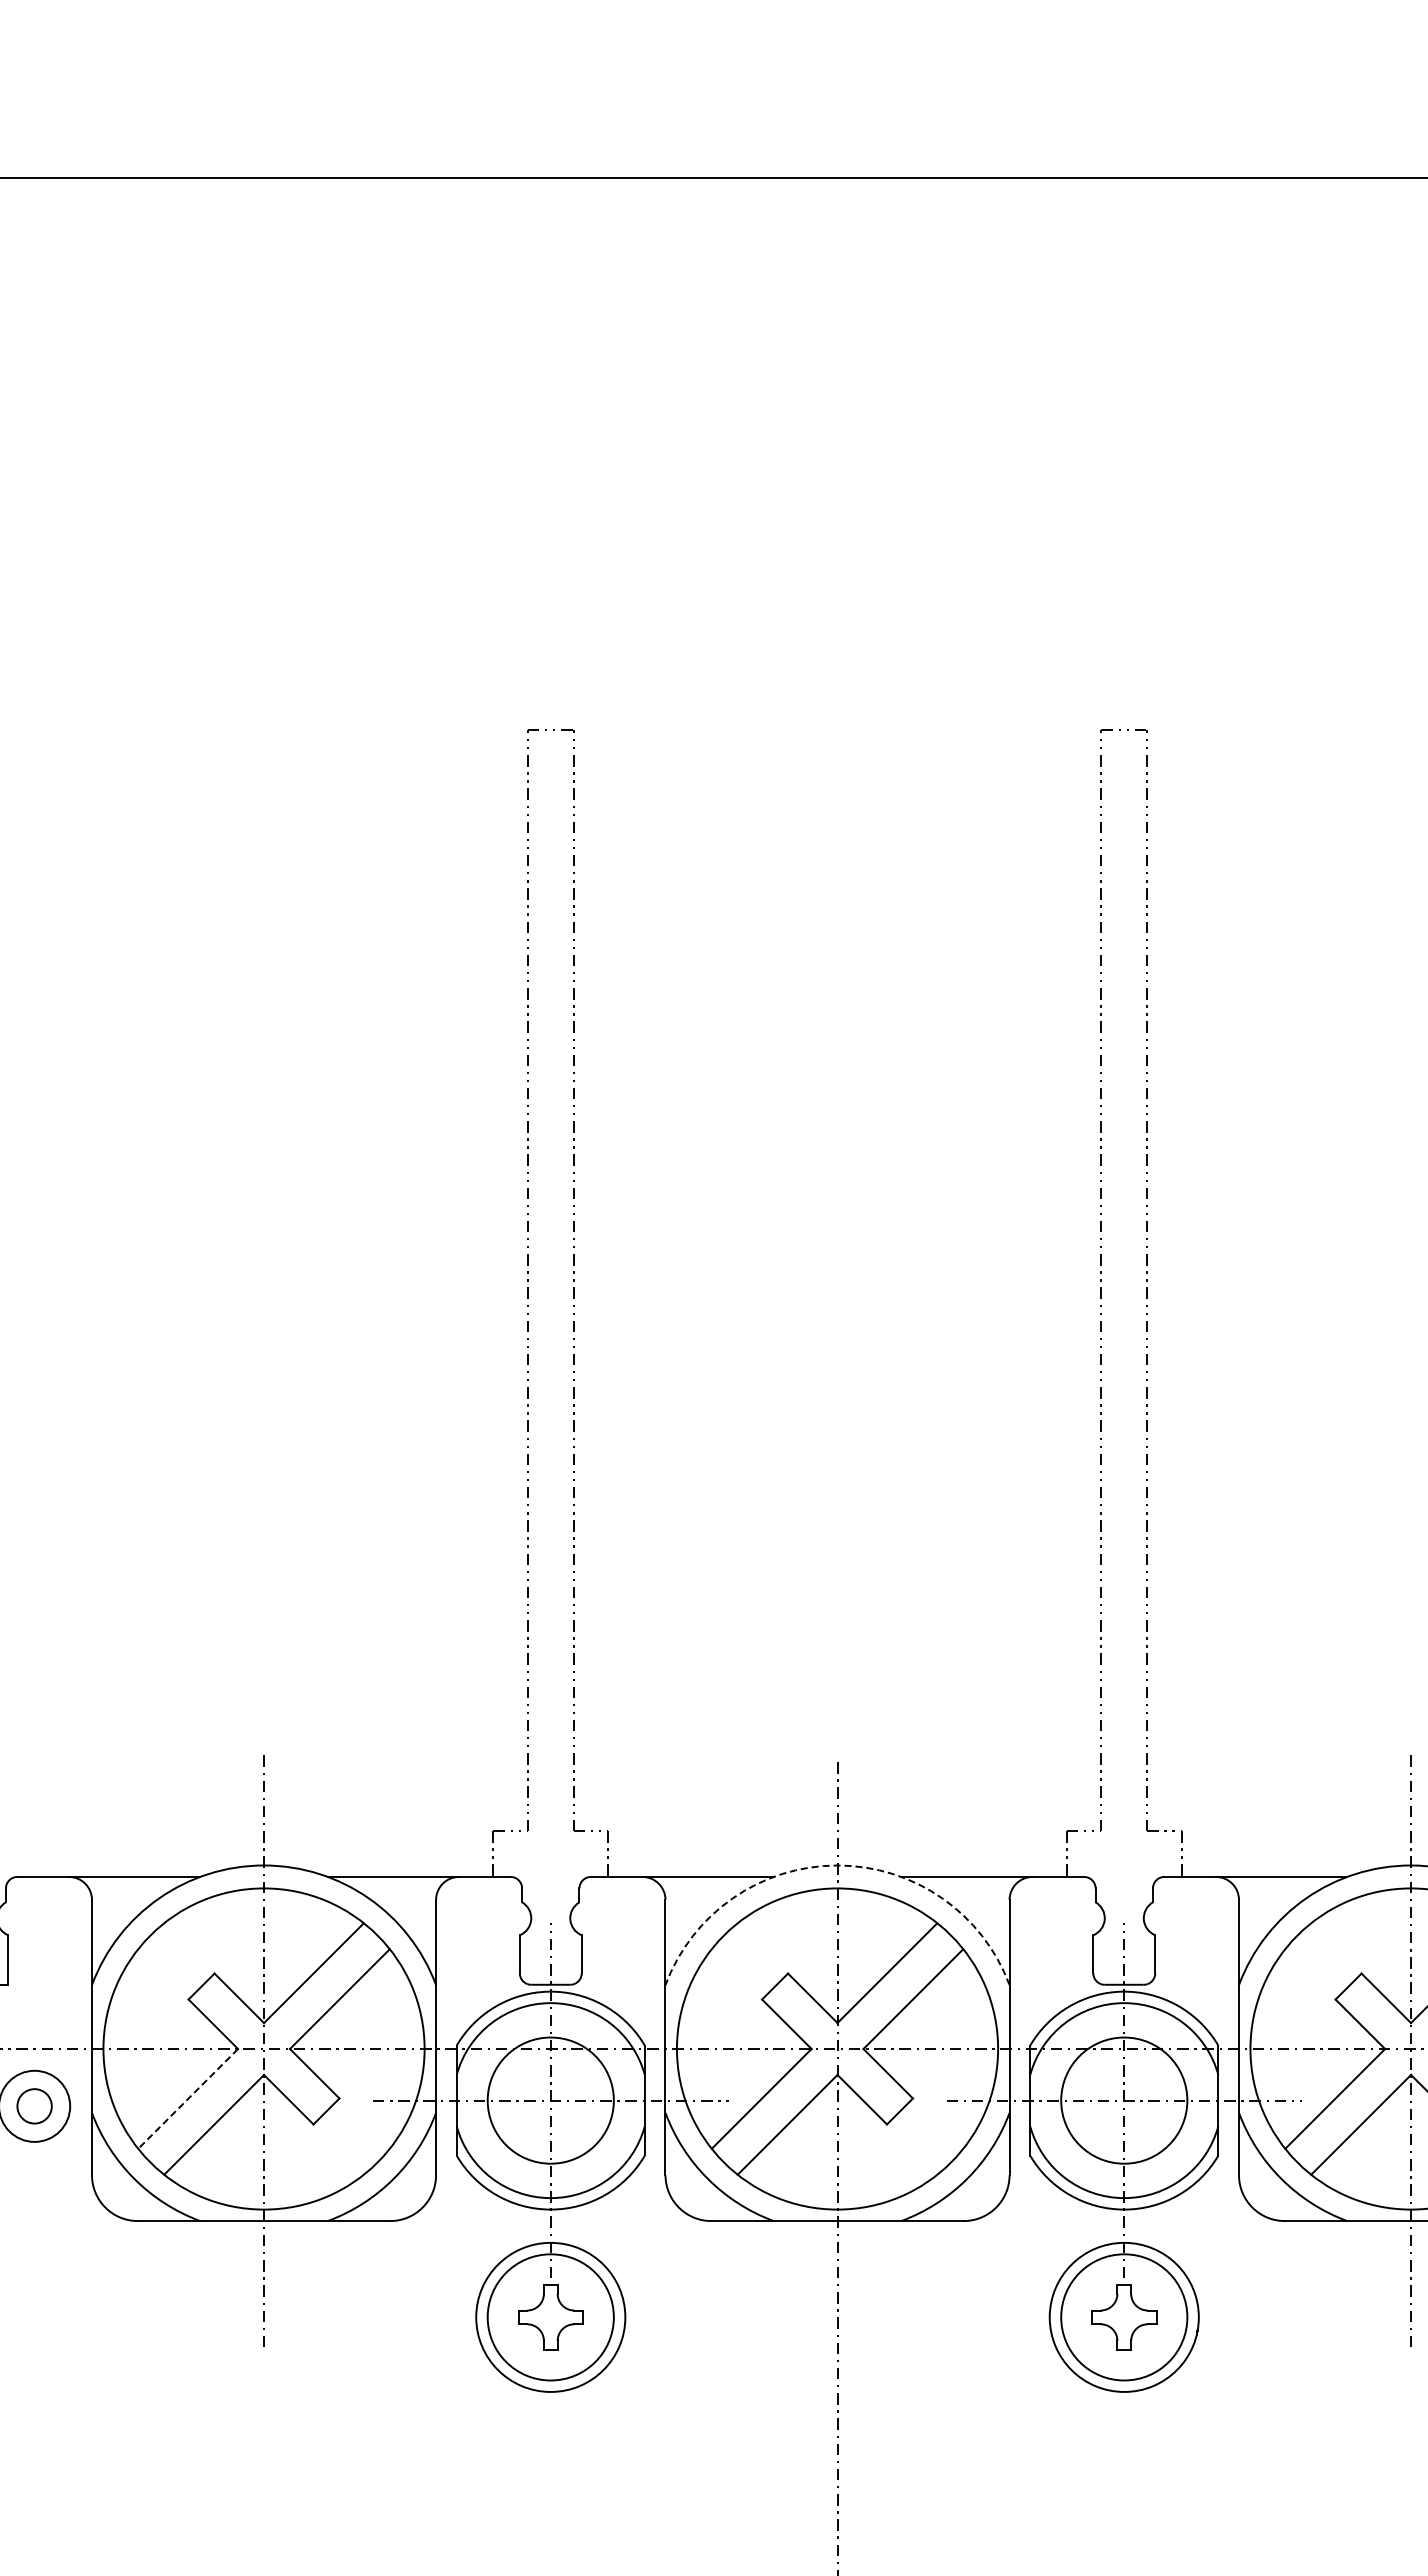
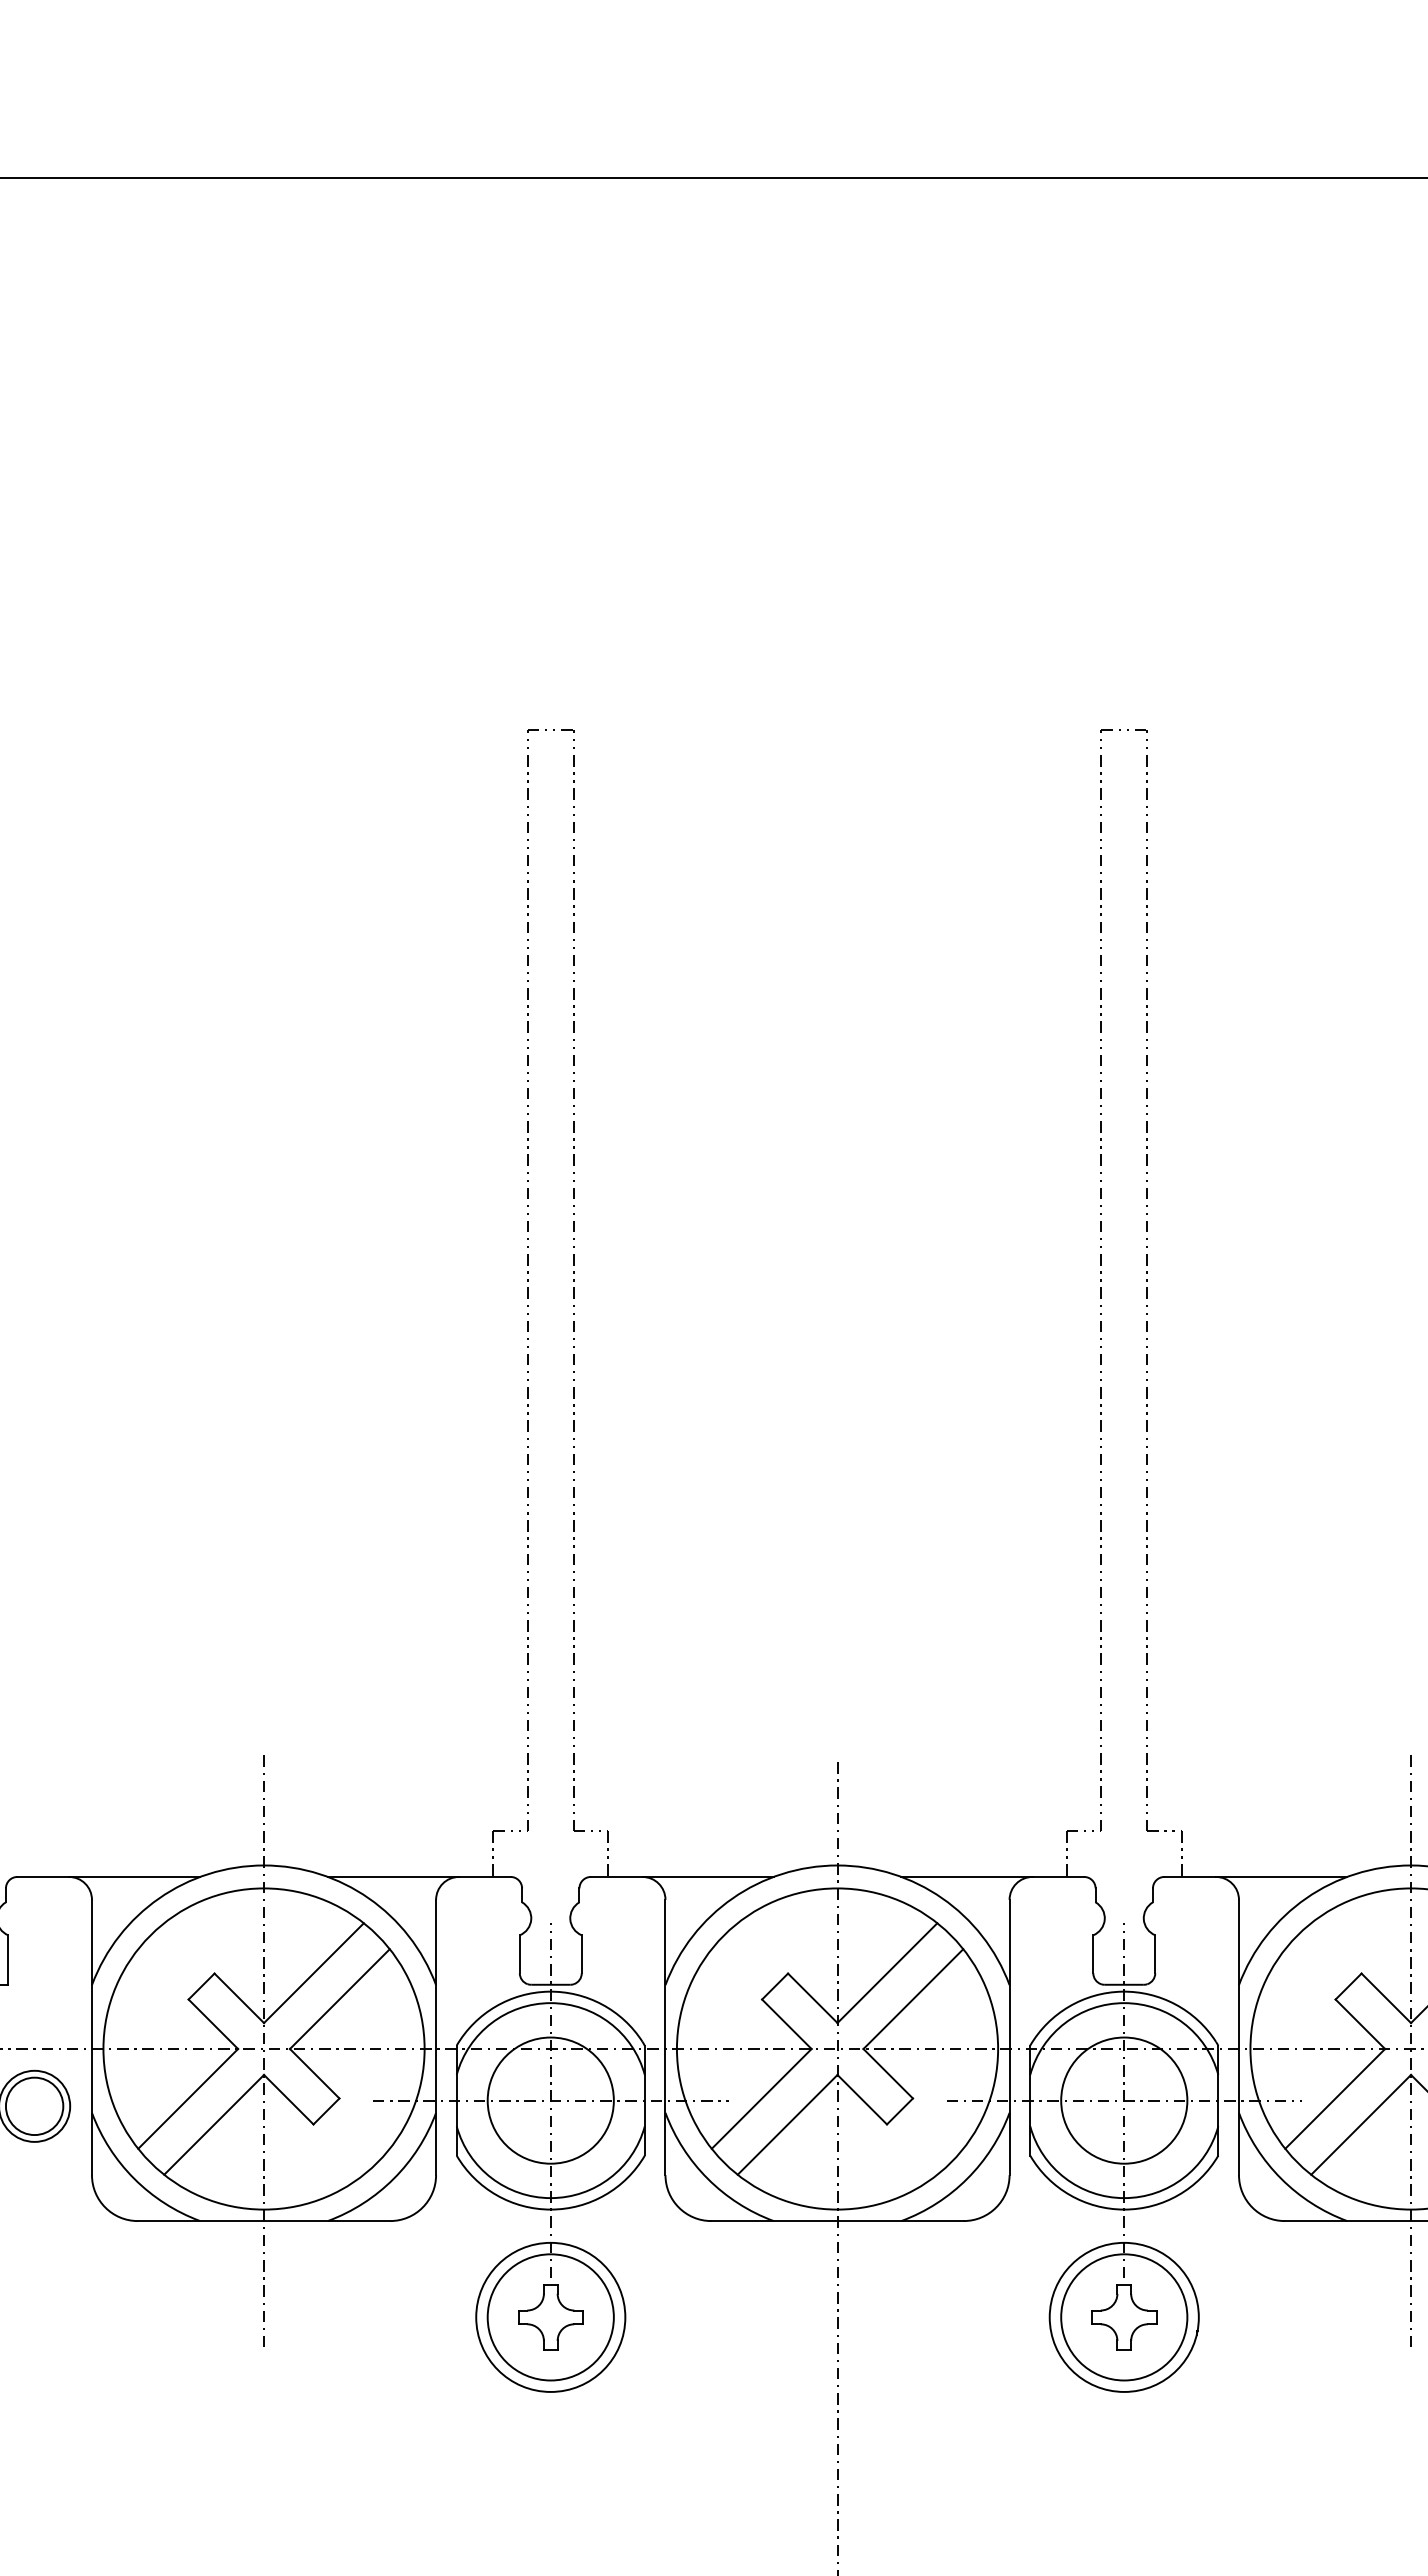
arc: dashed -> solid (837, 1865)
line: dashed -> solid (188, 2098)
circle diameter: 34 px -> 57 px (34, 2106)
